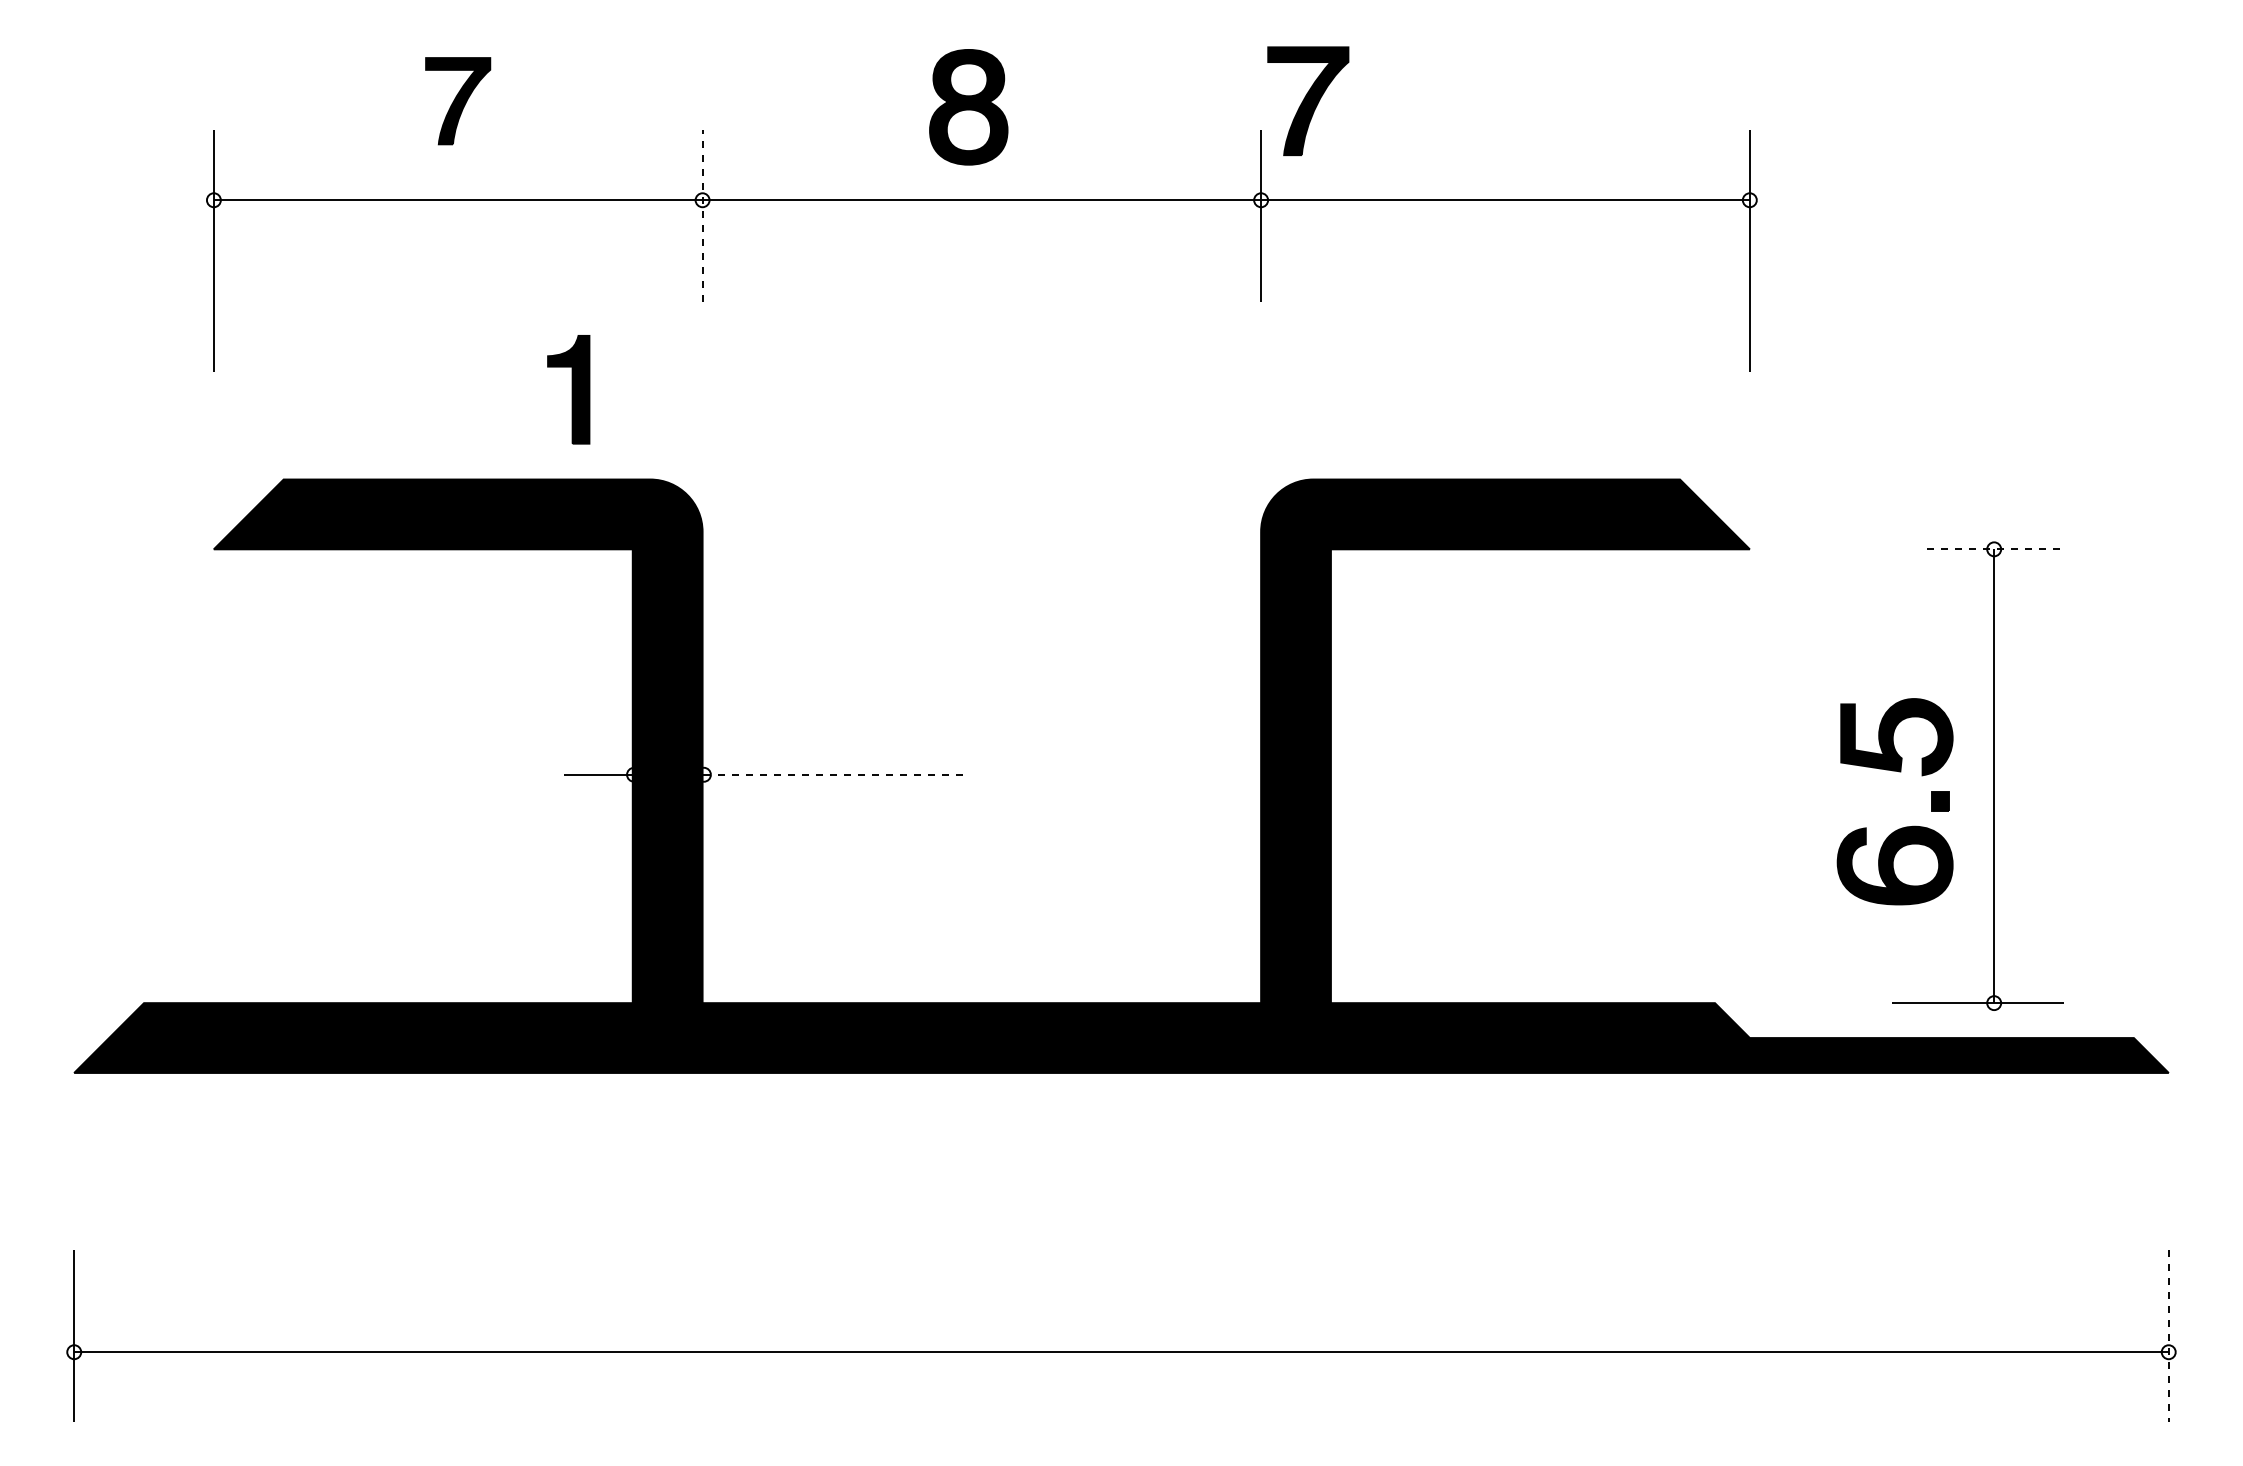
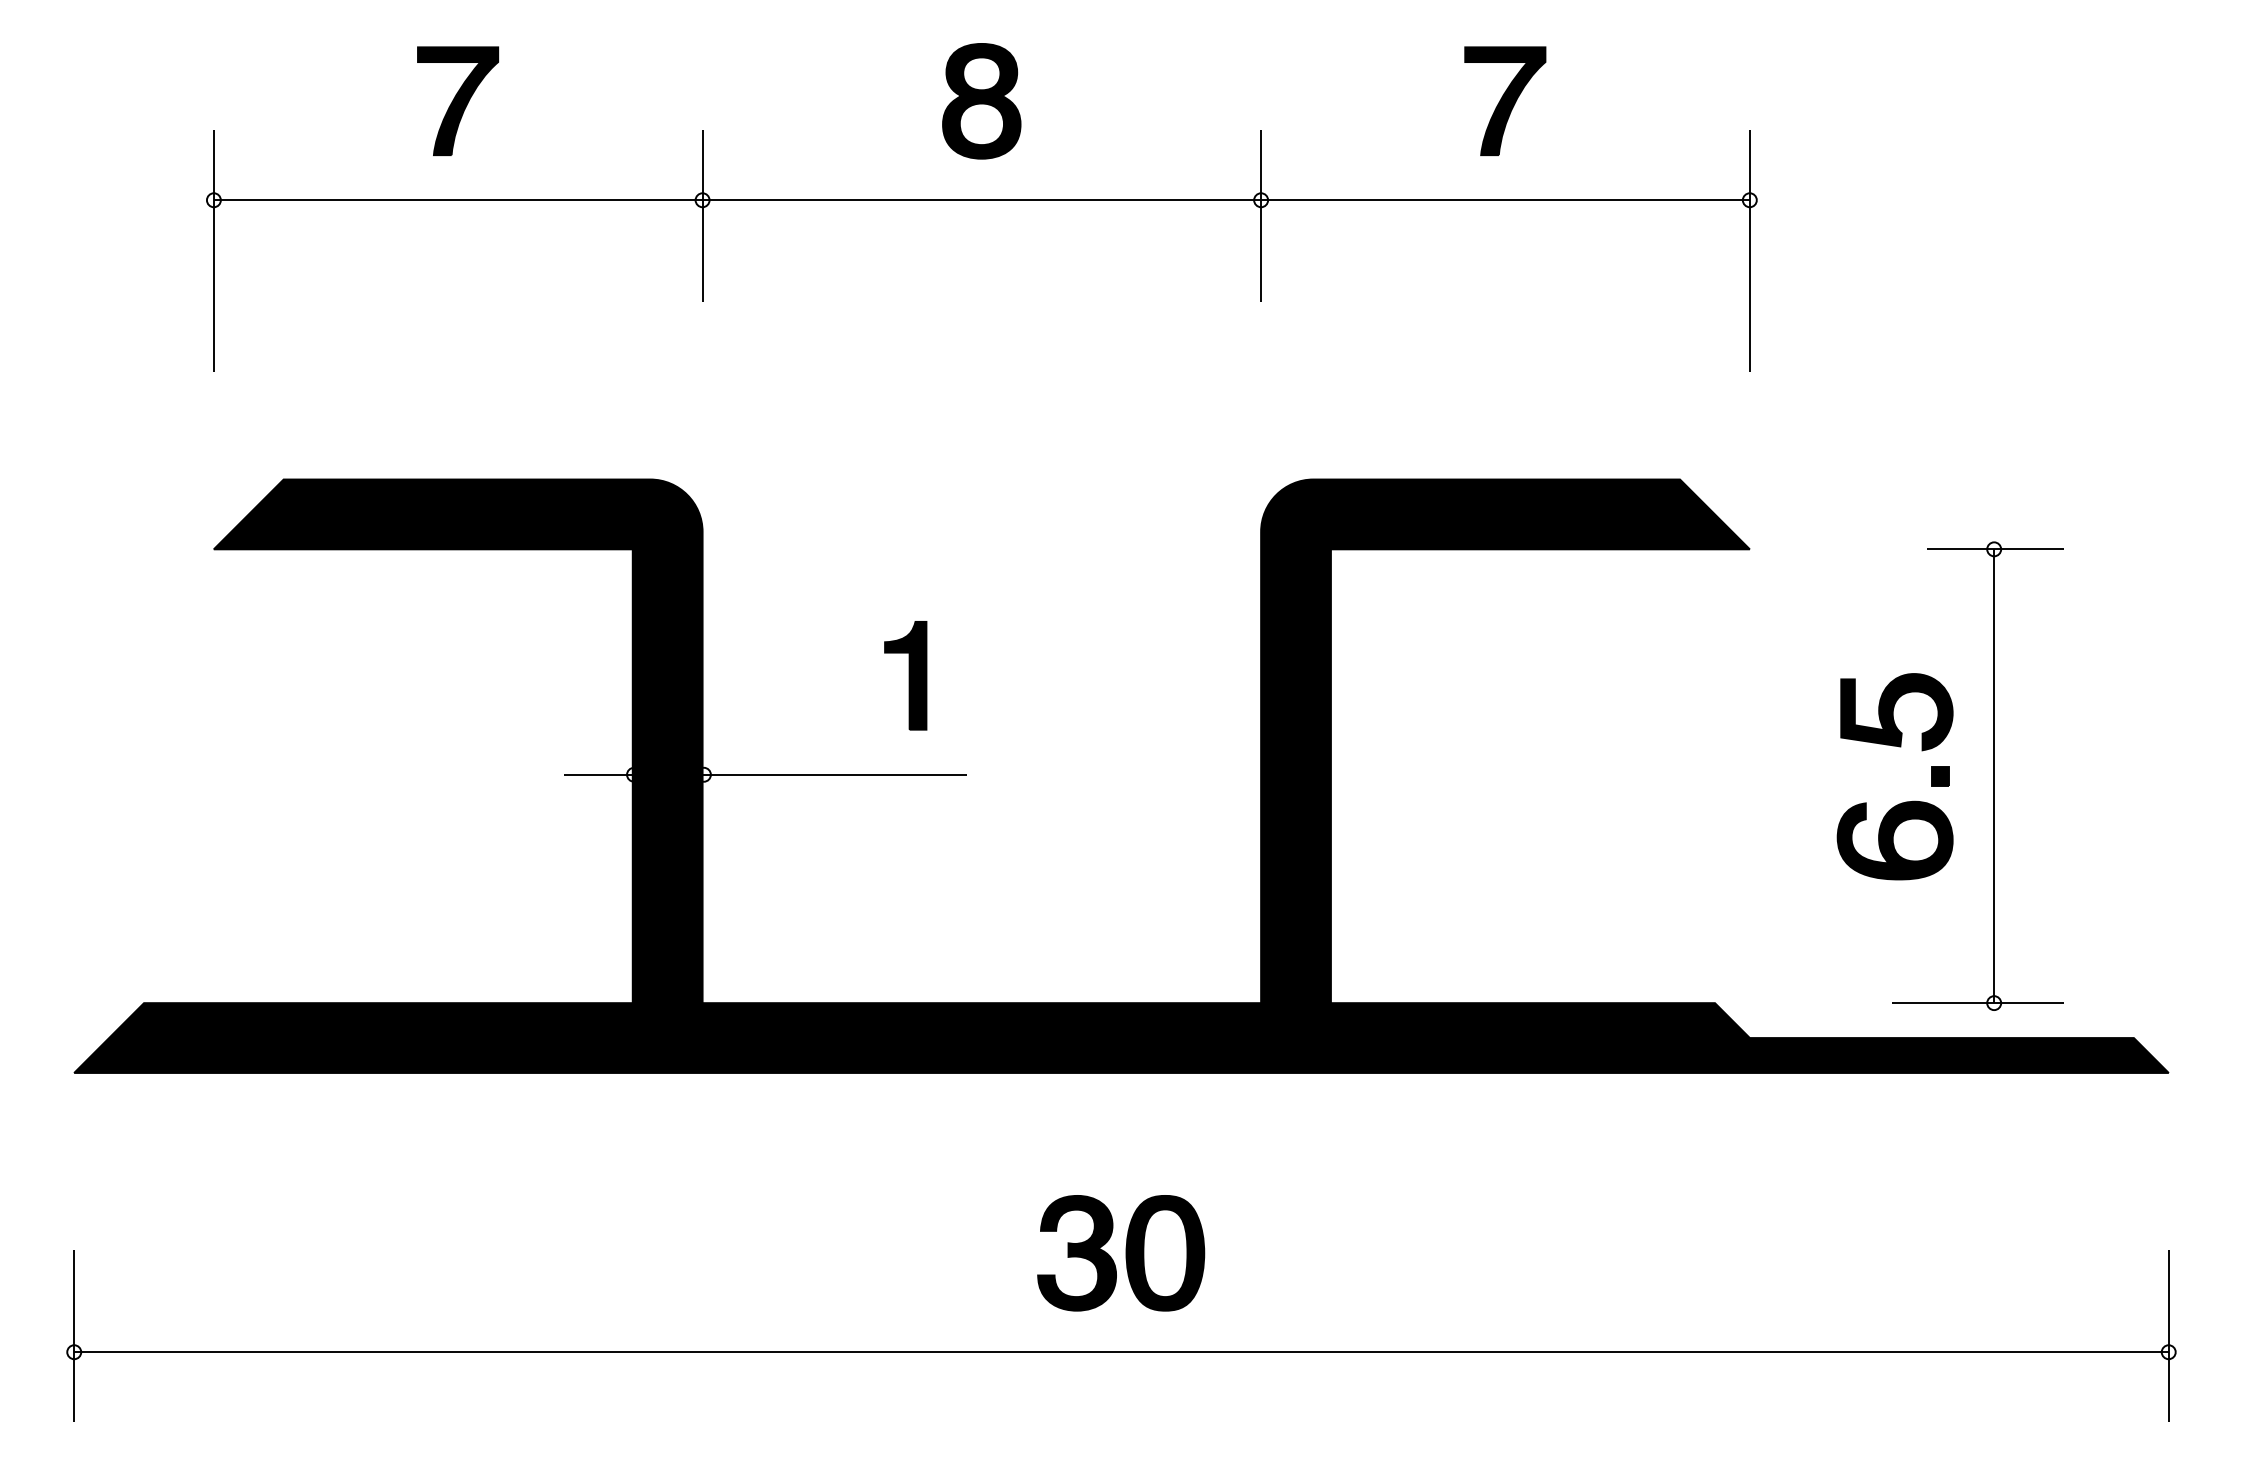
part position: (1308, 100) -> (1505, 100) (1505, 100)
part size: 67x89 px -> 83x110 px (458, 100)
part position: (968, 107) -> (981, 101) (981, 101)
line: dashed -> solid (702, 216)
part position: (568, 389) -> (905, 675) (905, 675)
line: dashed -> solid (1996, 549)
line: dashed -> solid (835, 774)
part position: (1901, 827) -> (1901, 802) (1901, 802)
part: none -> present (1121, 1253)
line: dashed -> solid (2168, 1336)
